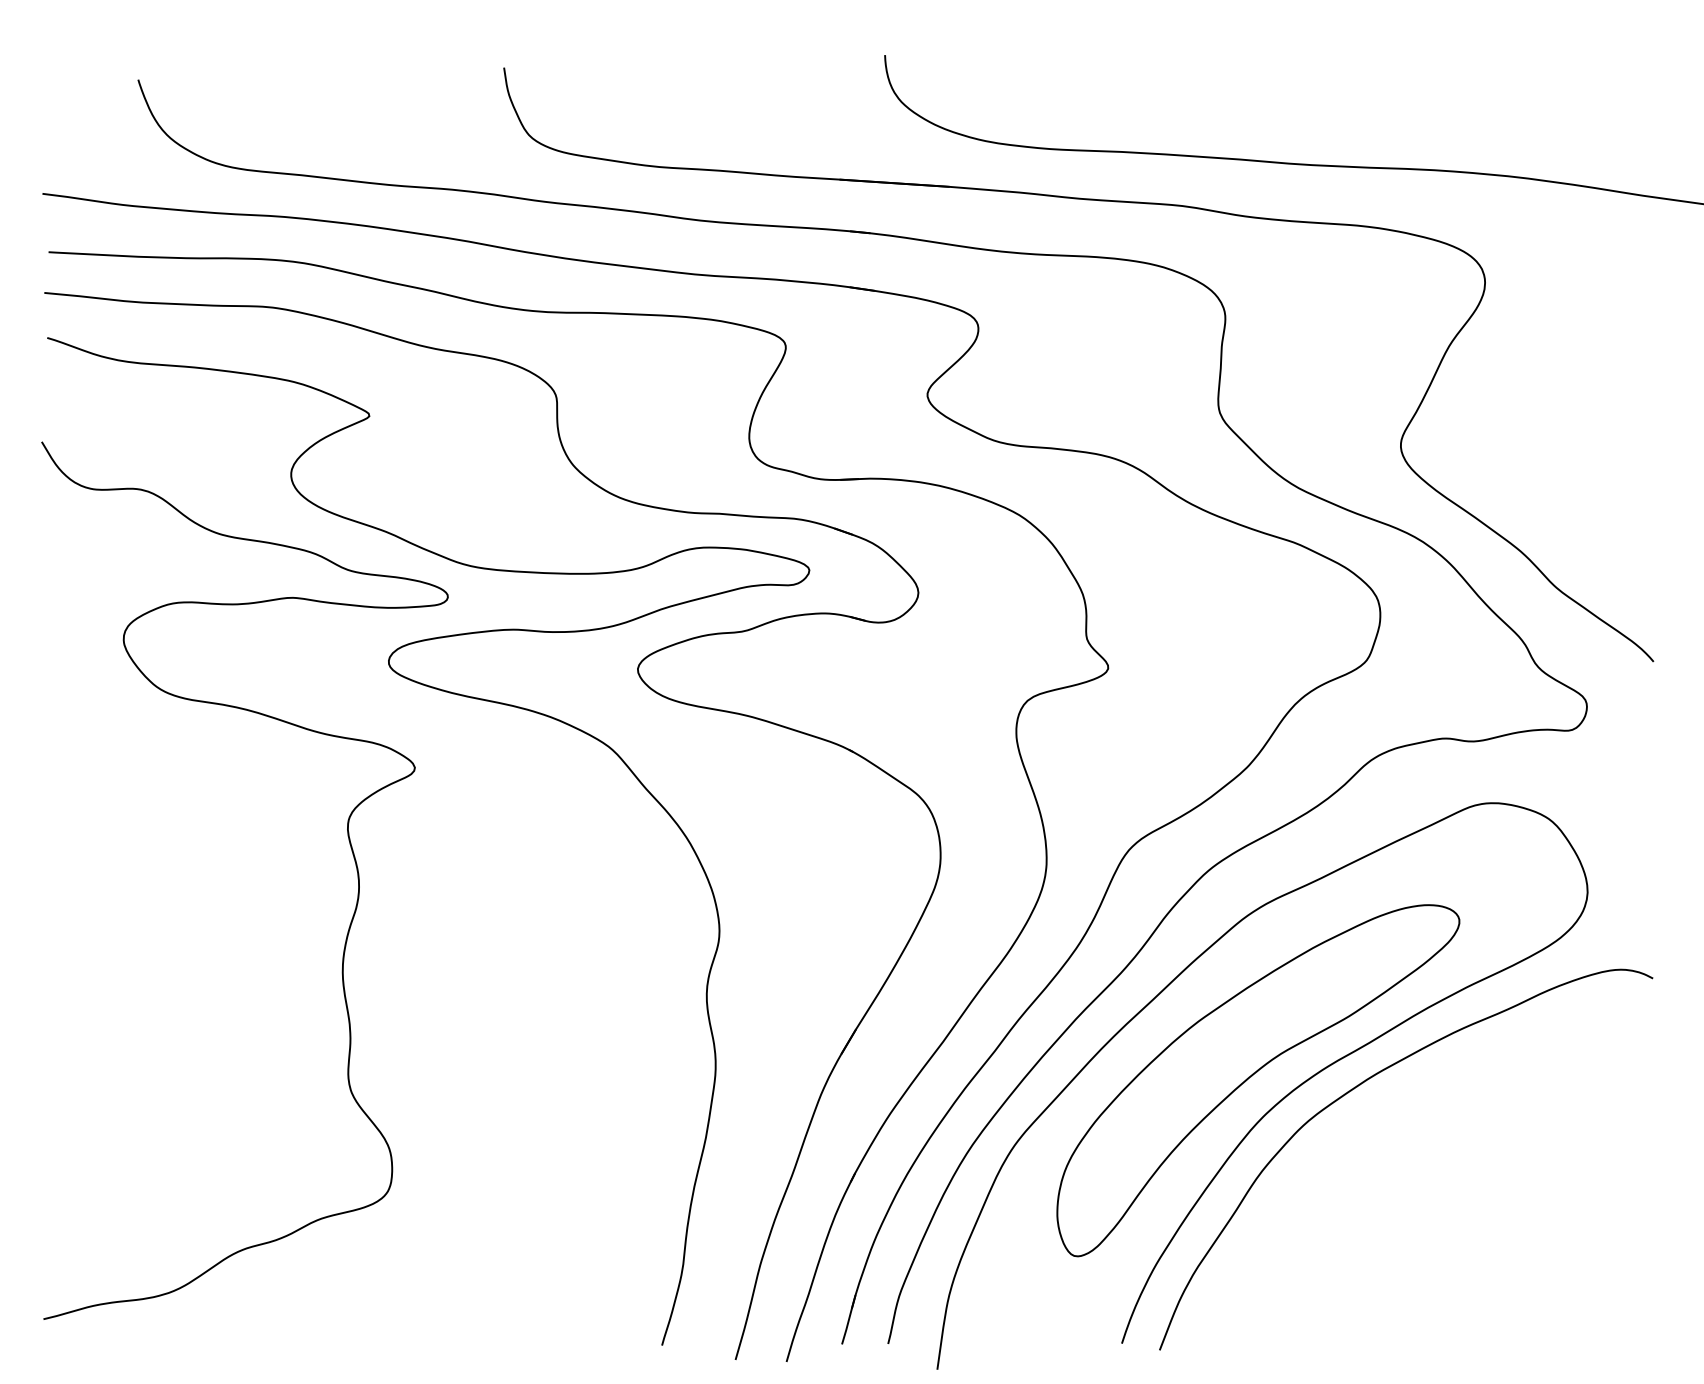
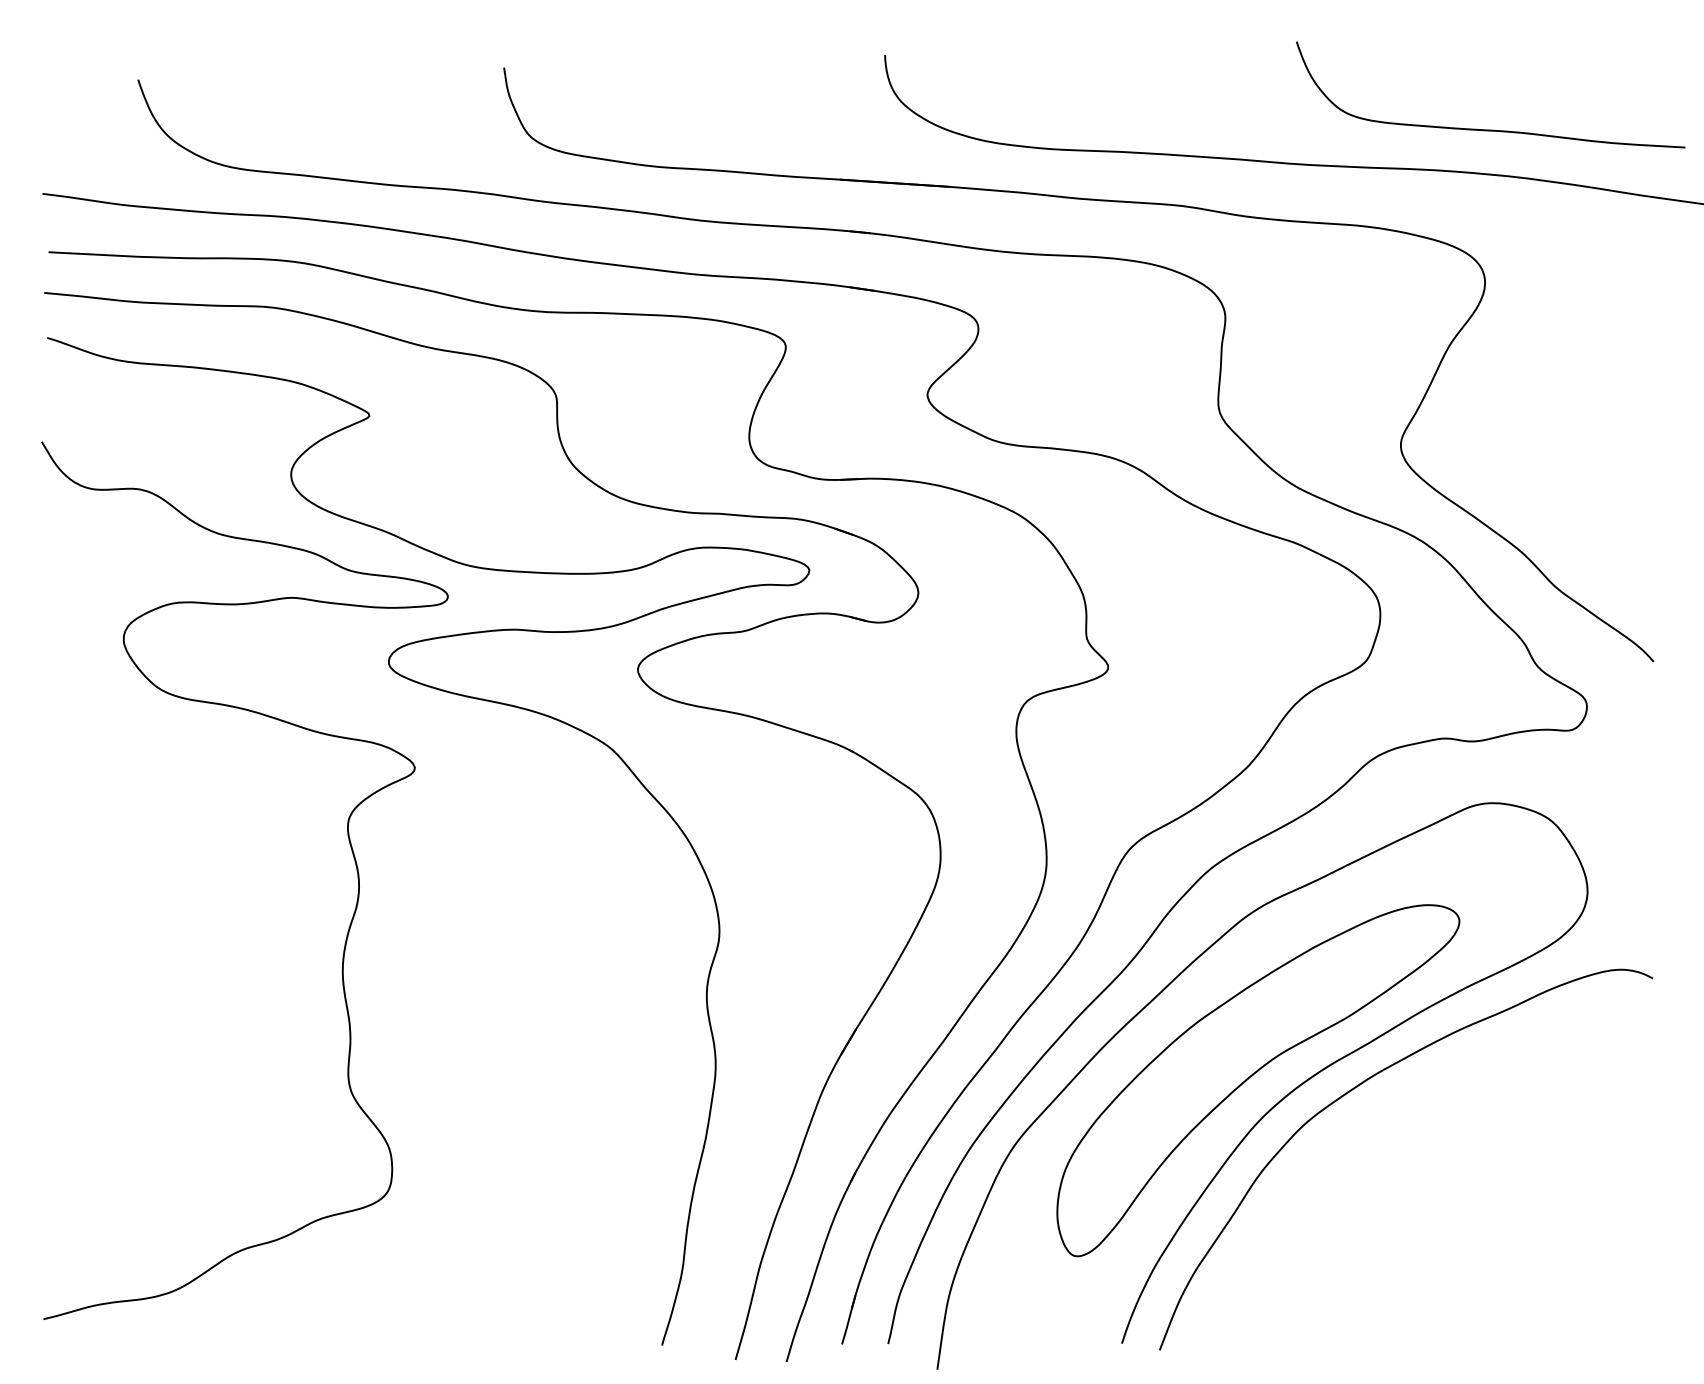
curve: none -> present (1490, 129)
